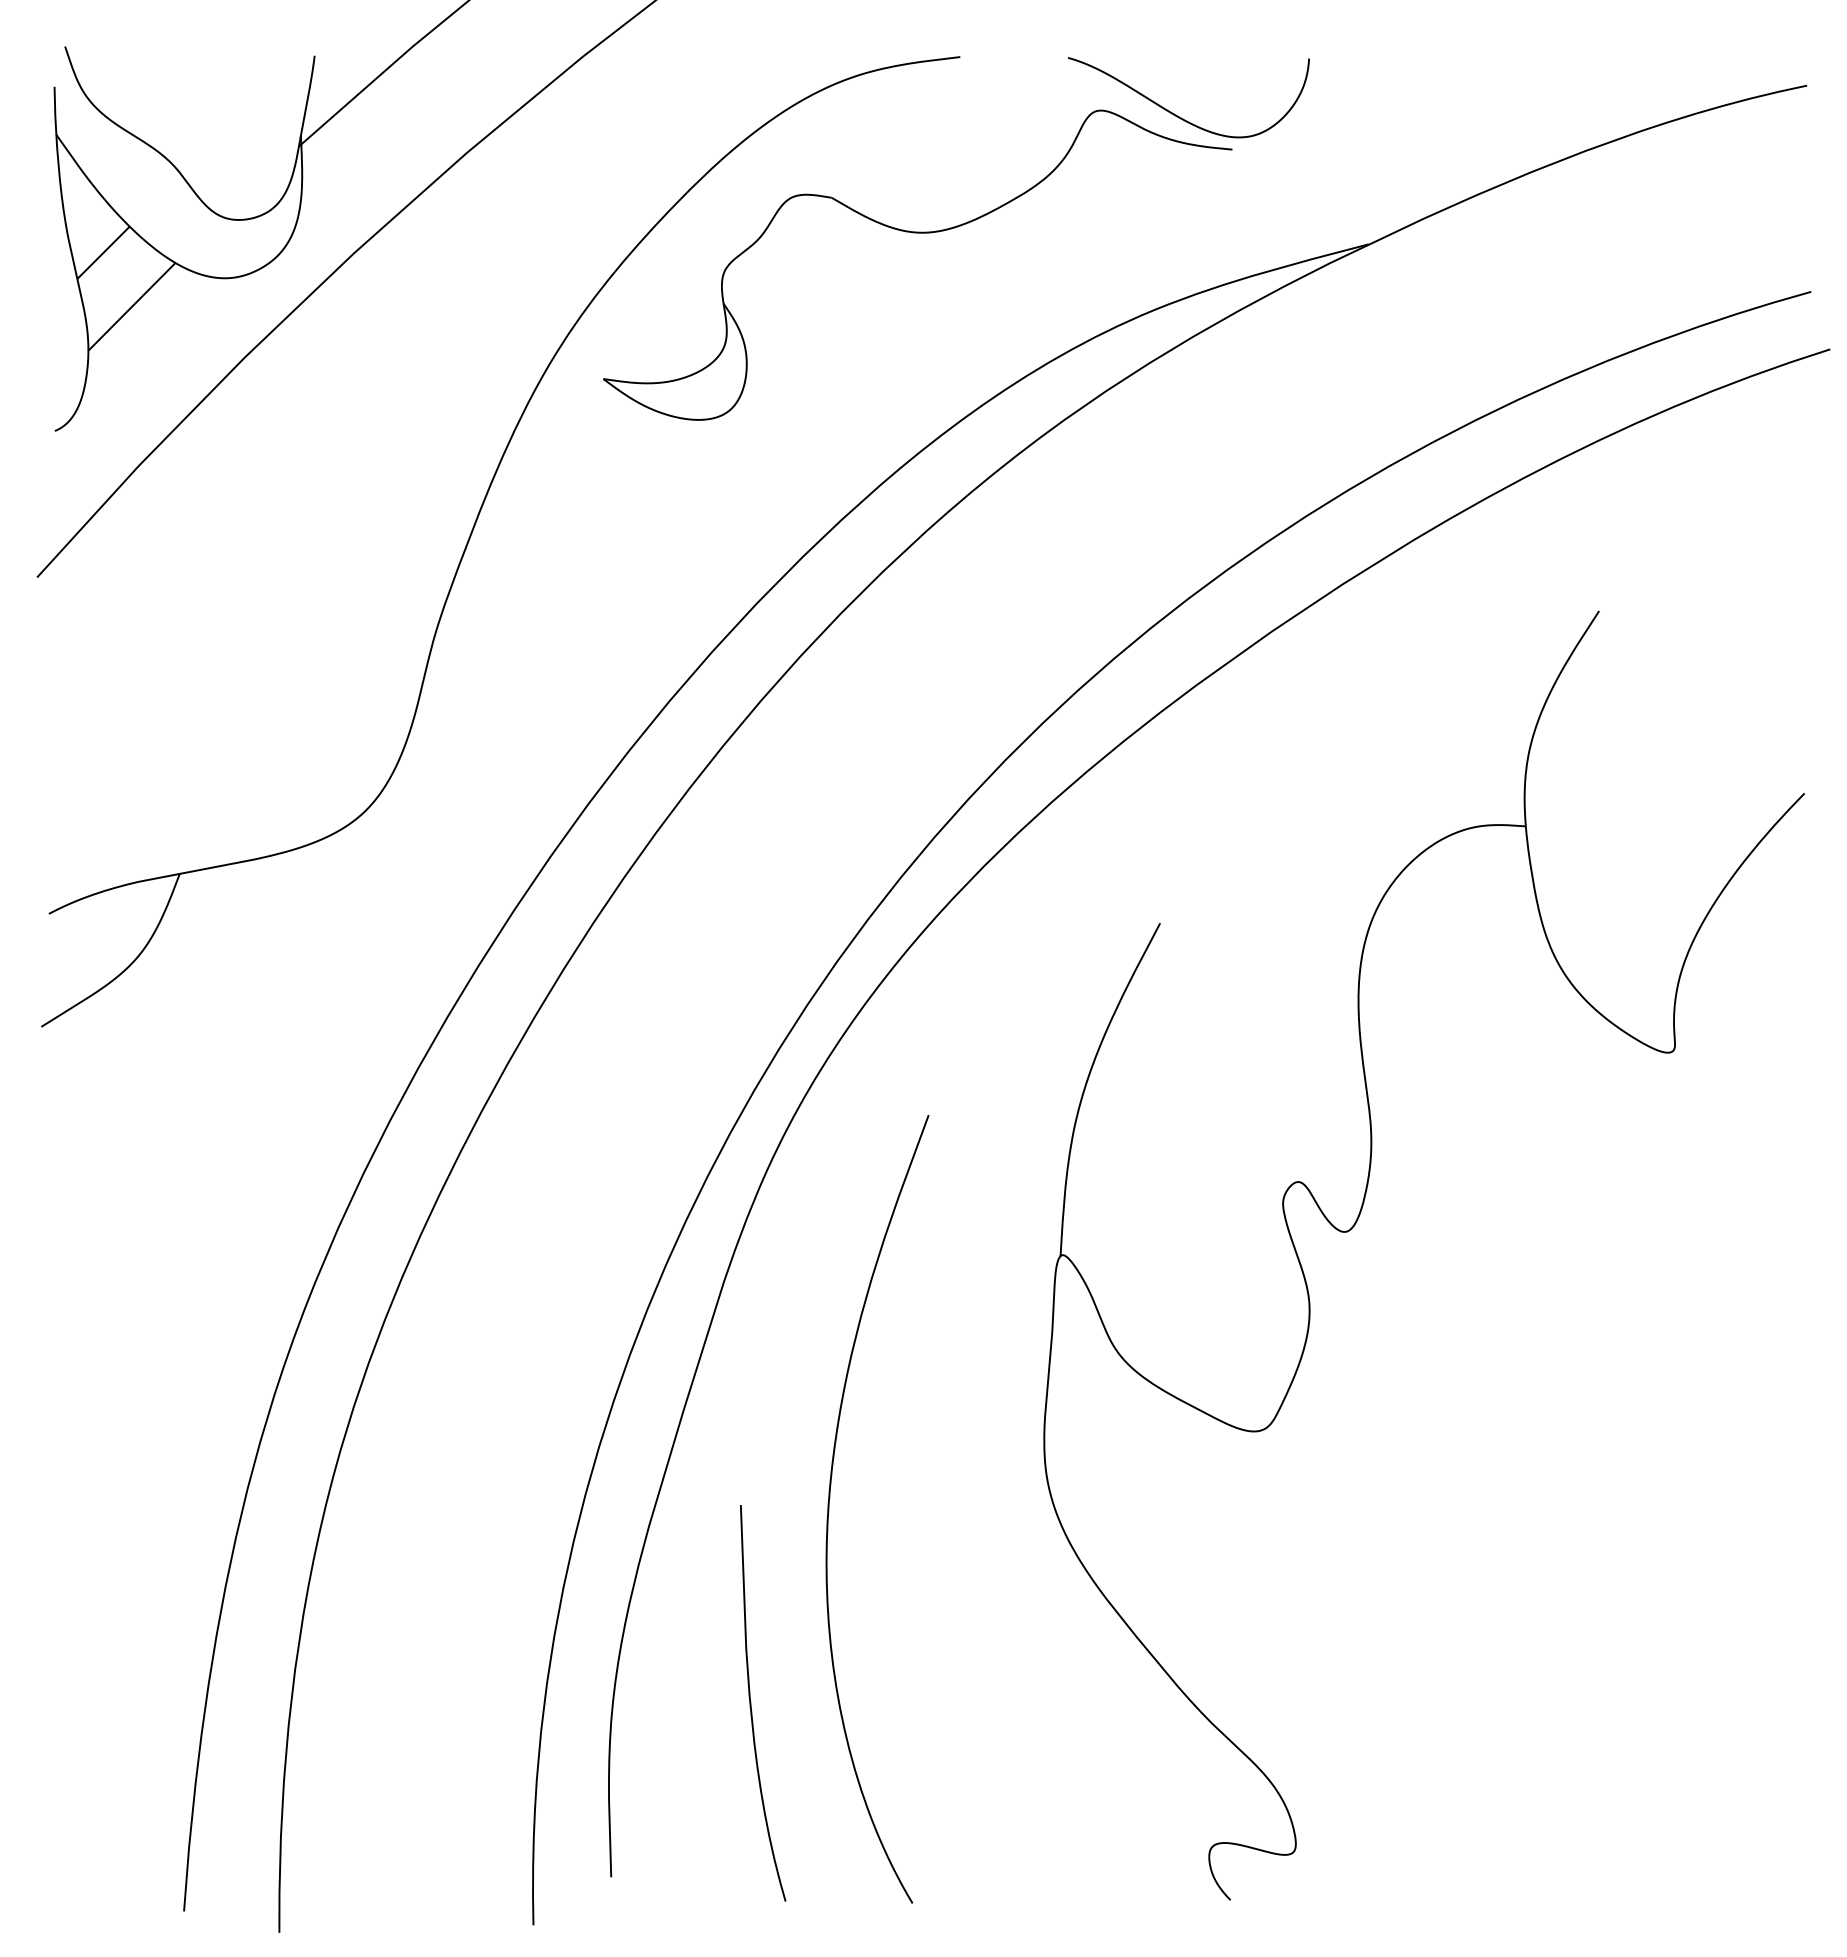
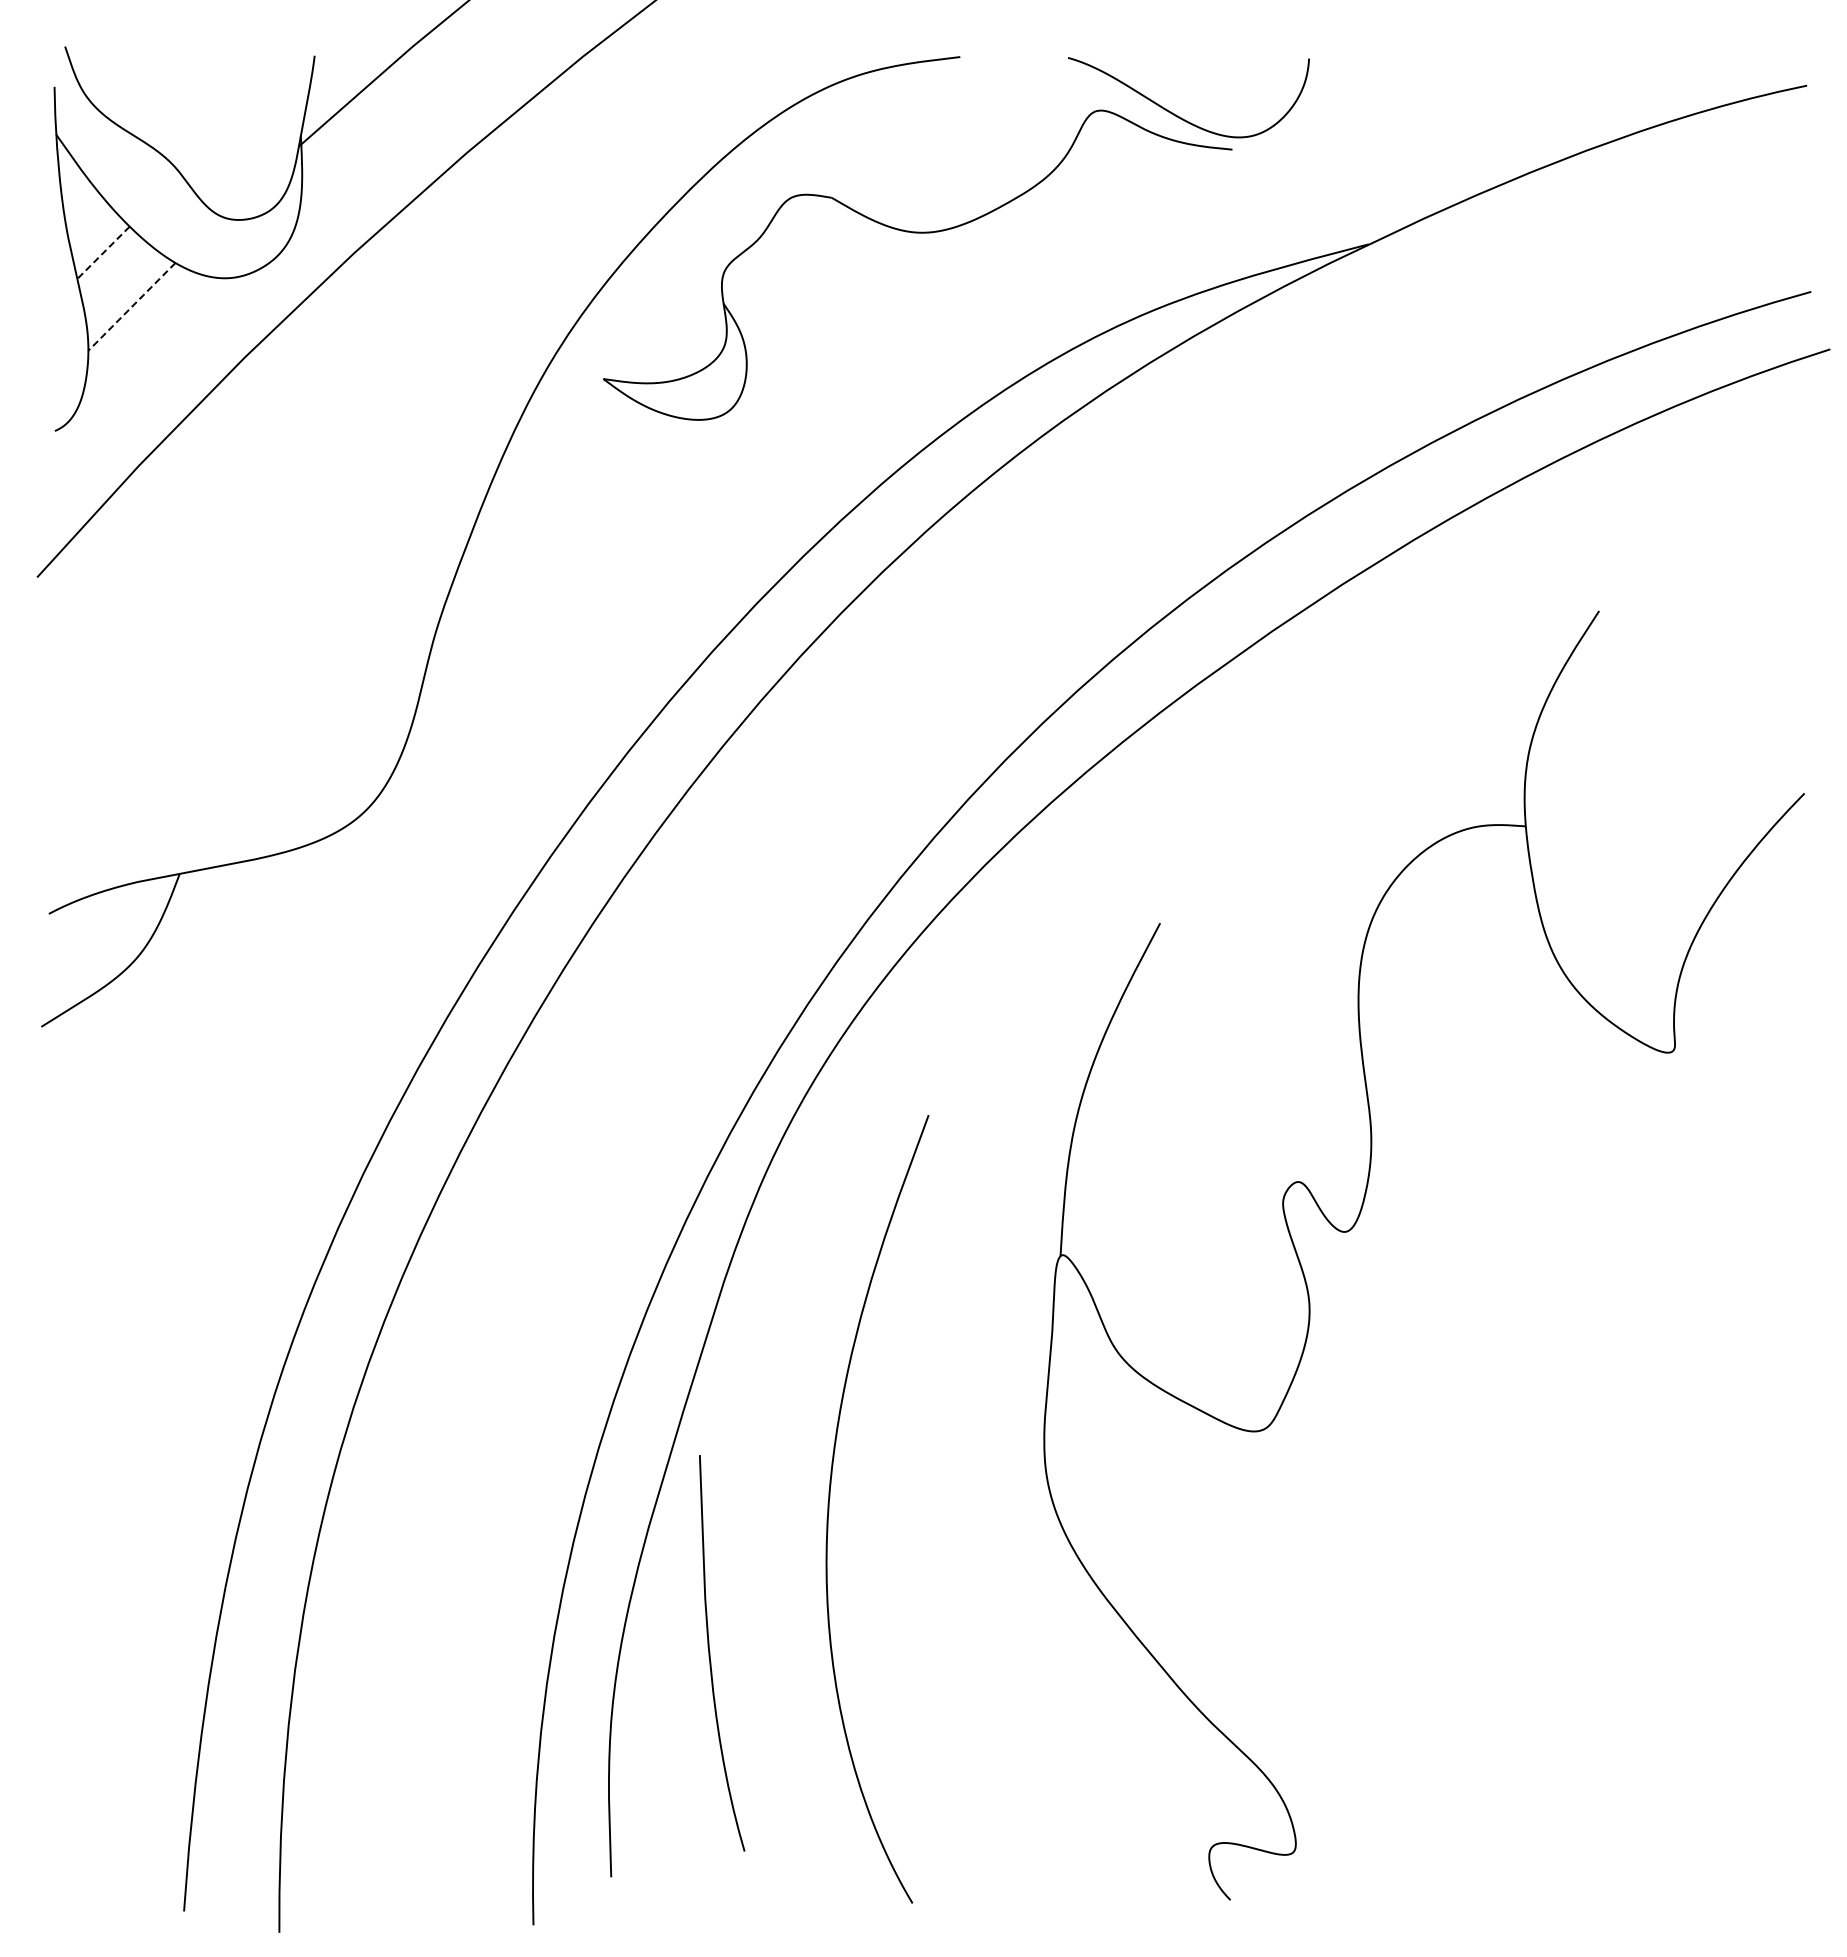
line: solid -> dashed (103, 253)
line: solid -> dashed (131, 306)
curve position: (751, 1703) -> (710, 1653) (710, 1653)
